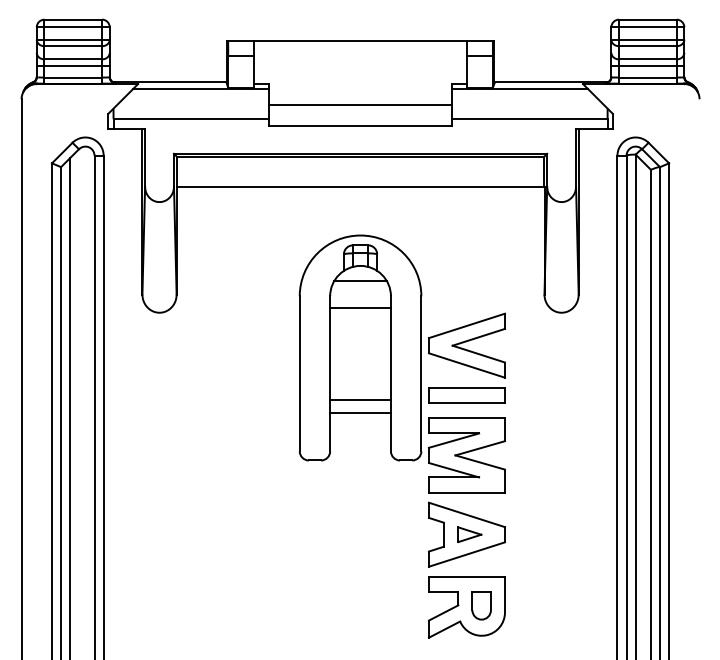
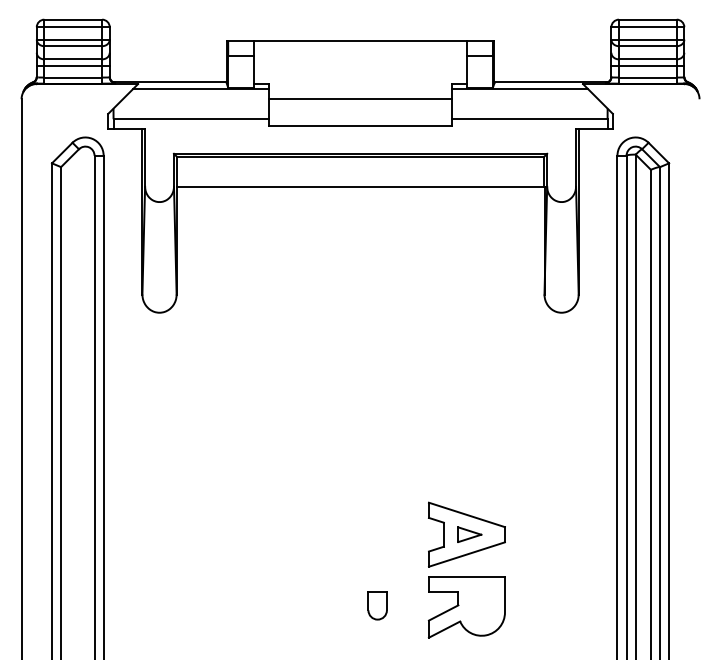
line position: (360, 104) -> (360, 98) (360, 98)
part: present -> none (401, 363)
line: present -> none (70, 407)
part position: (481, 605) -> (377, 605) (377, 605)
